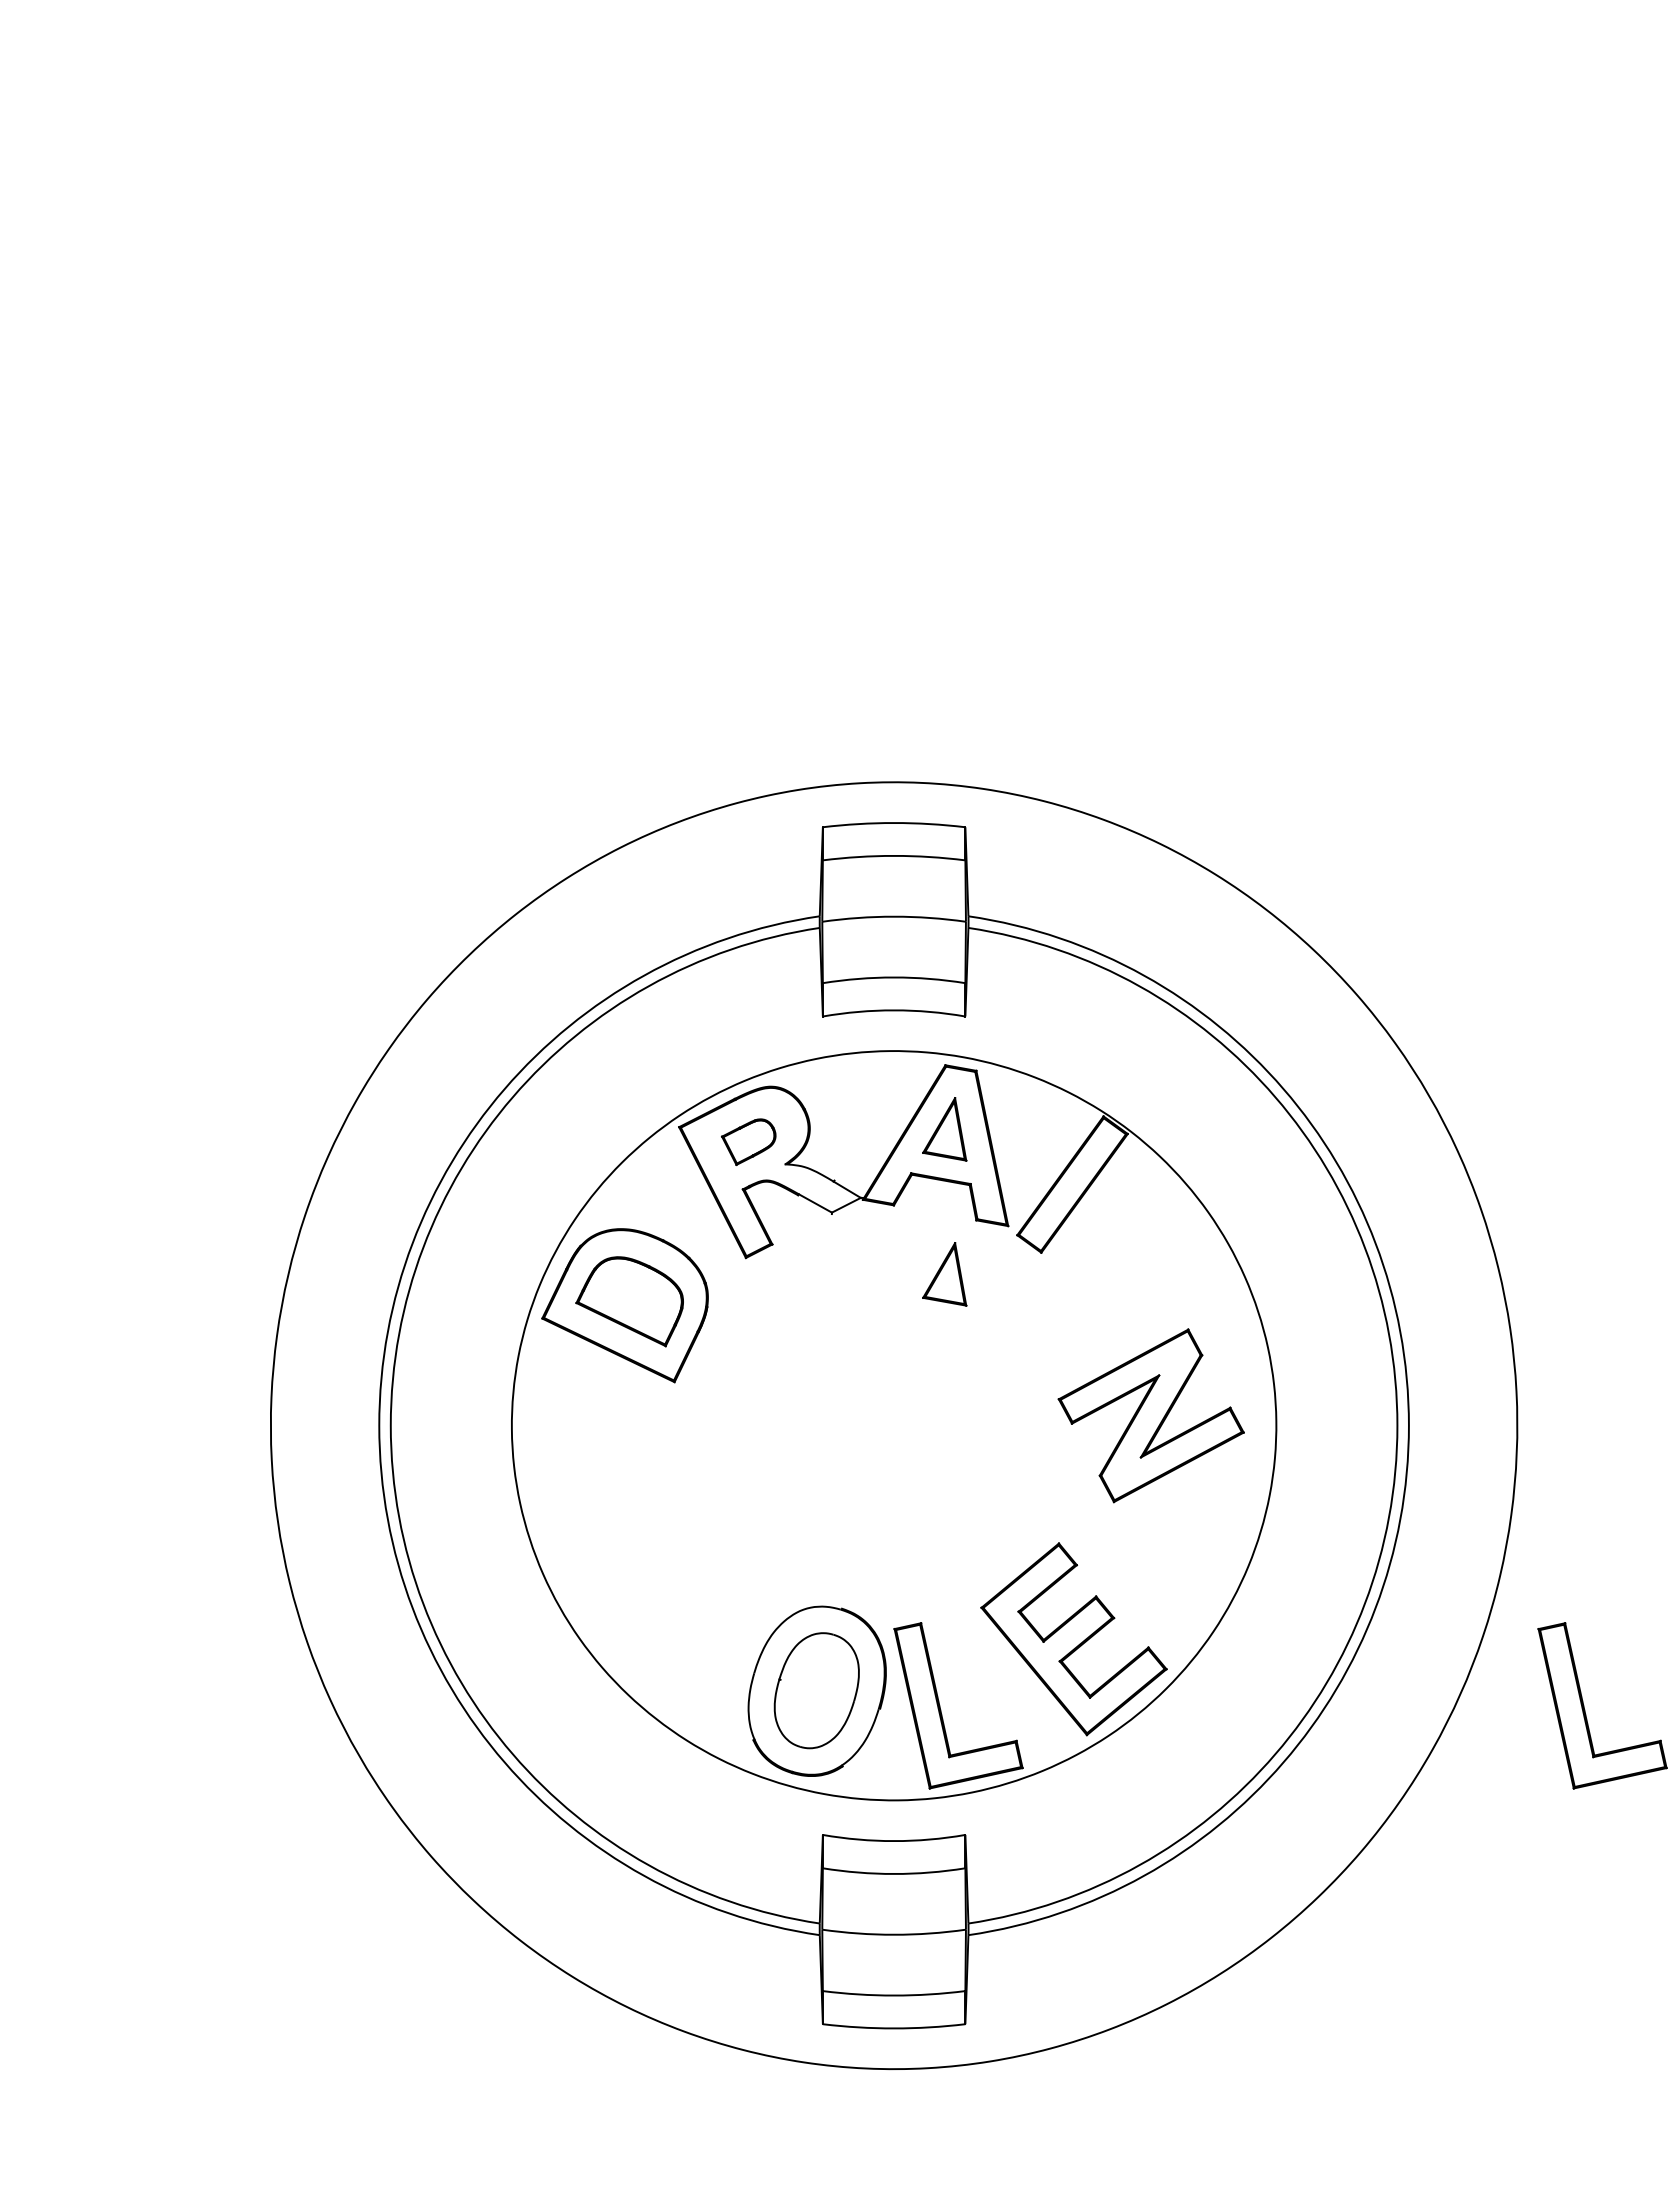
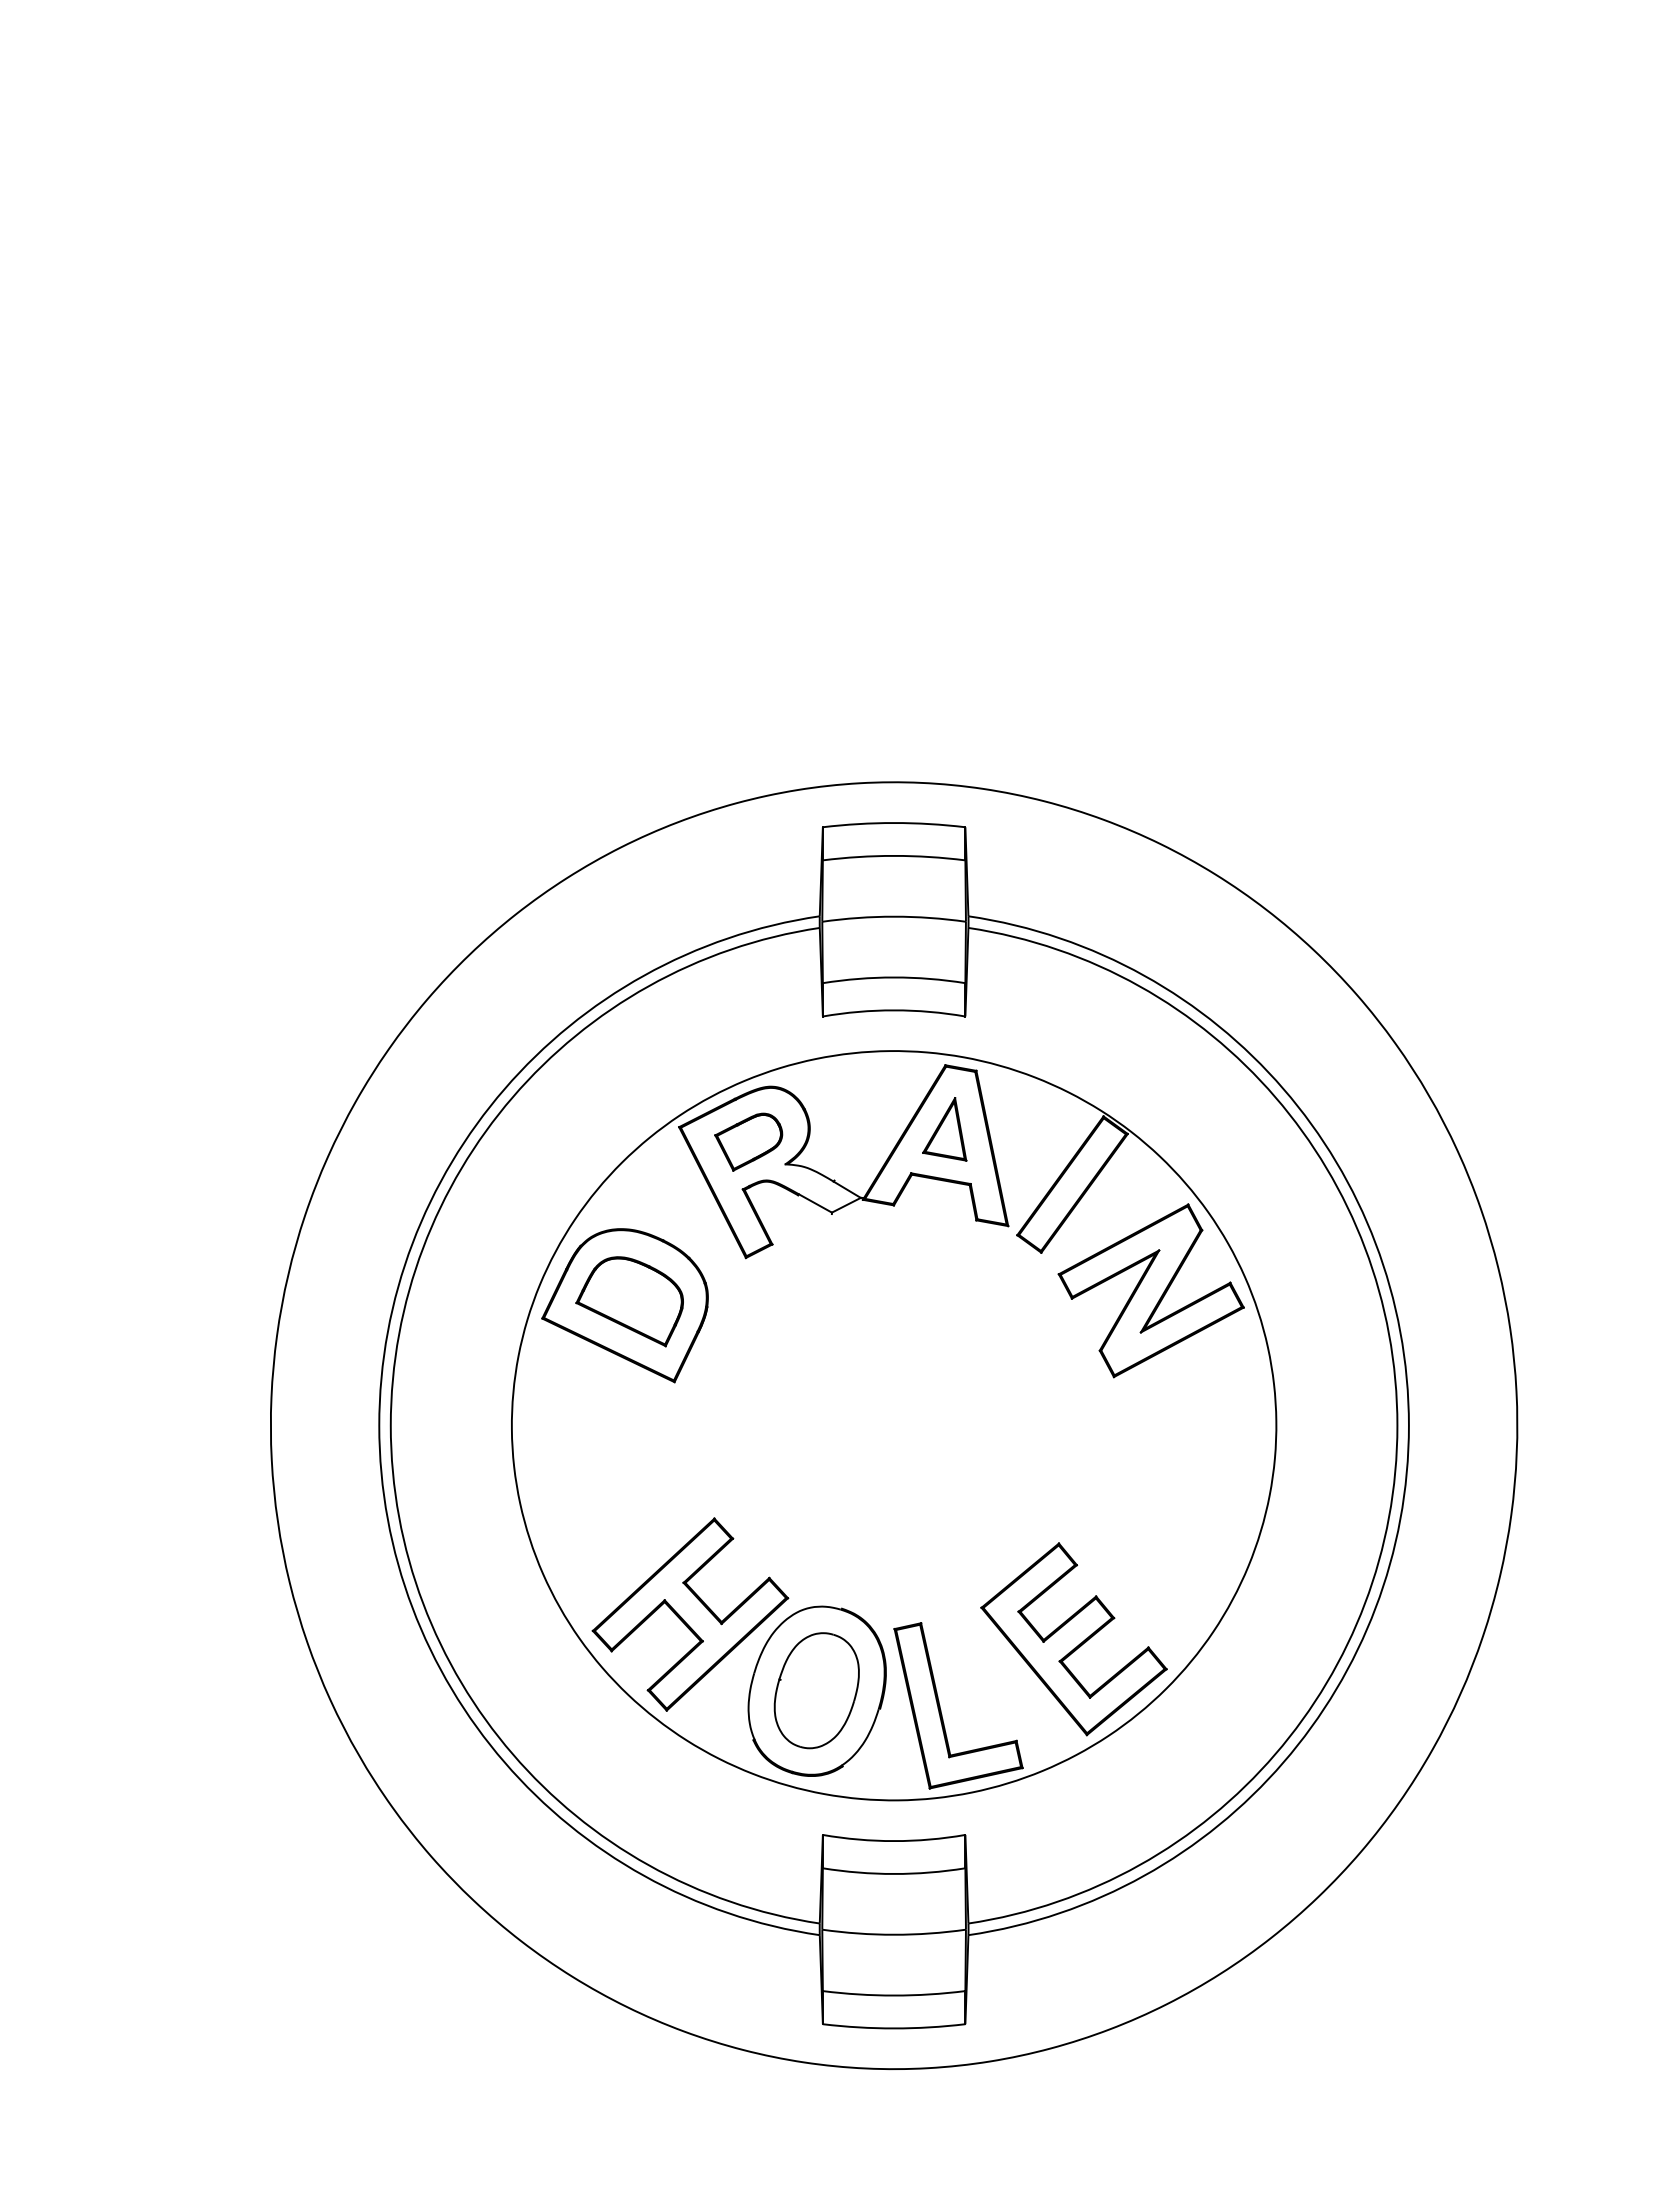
part size: 56x49 px -> 70x60 px (748, 1141)
part: present -> none (944, 1274)
part position: (1150, 1415) -> (1150, 1290) (1150, 1290)
part: none -> present (690, 1614)
part: present -> none (1585, 1709)
